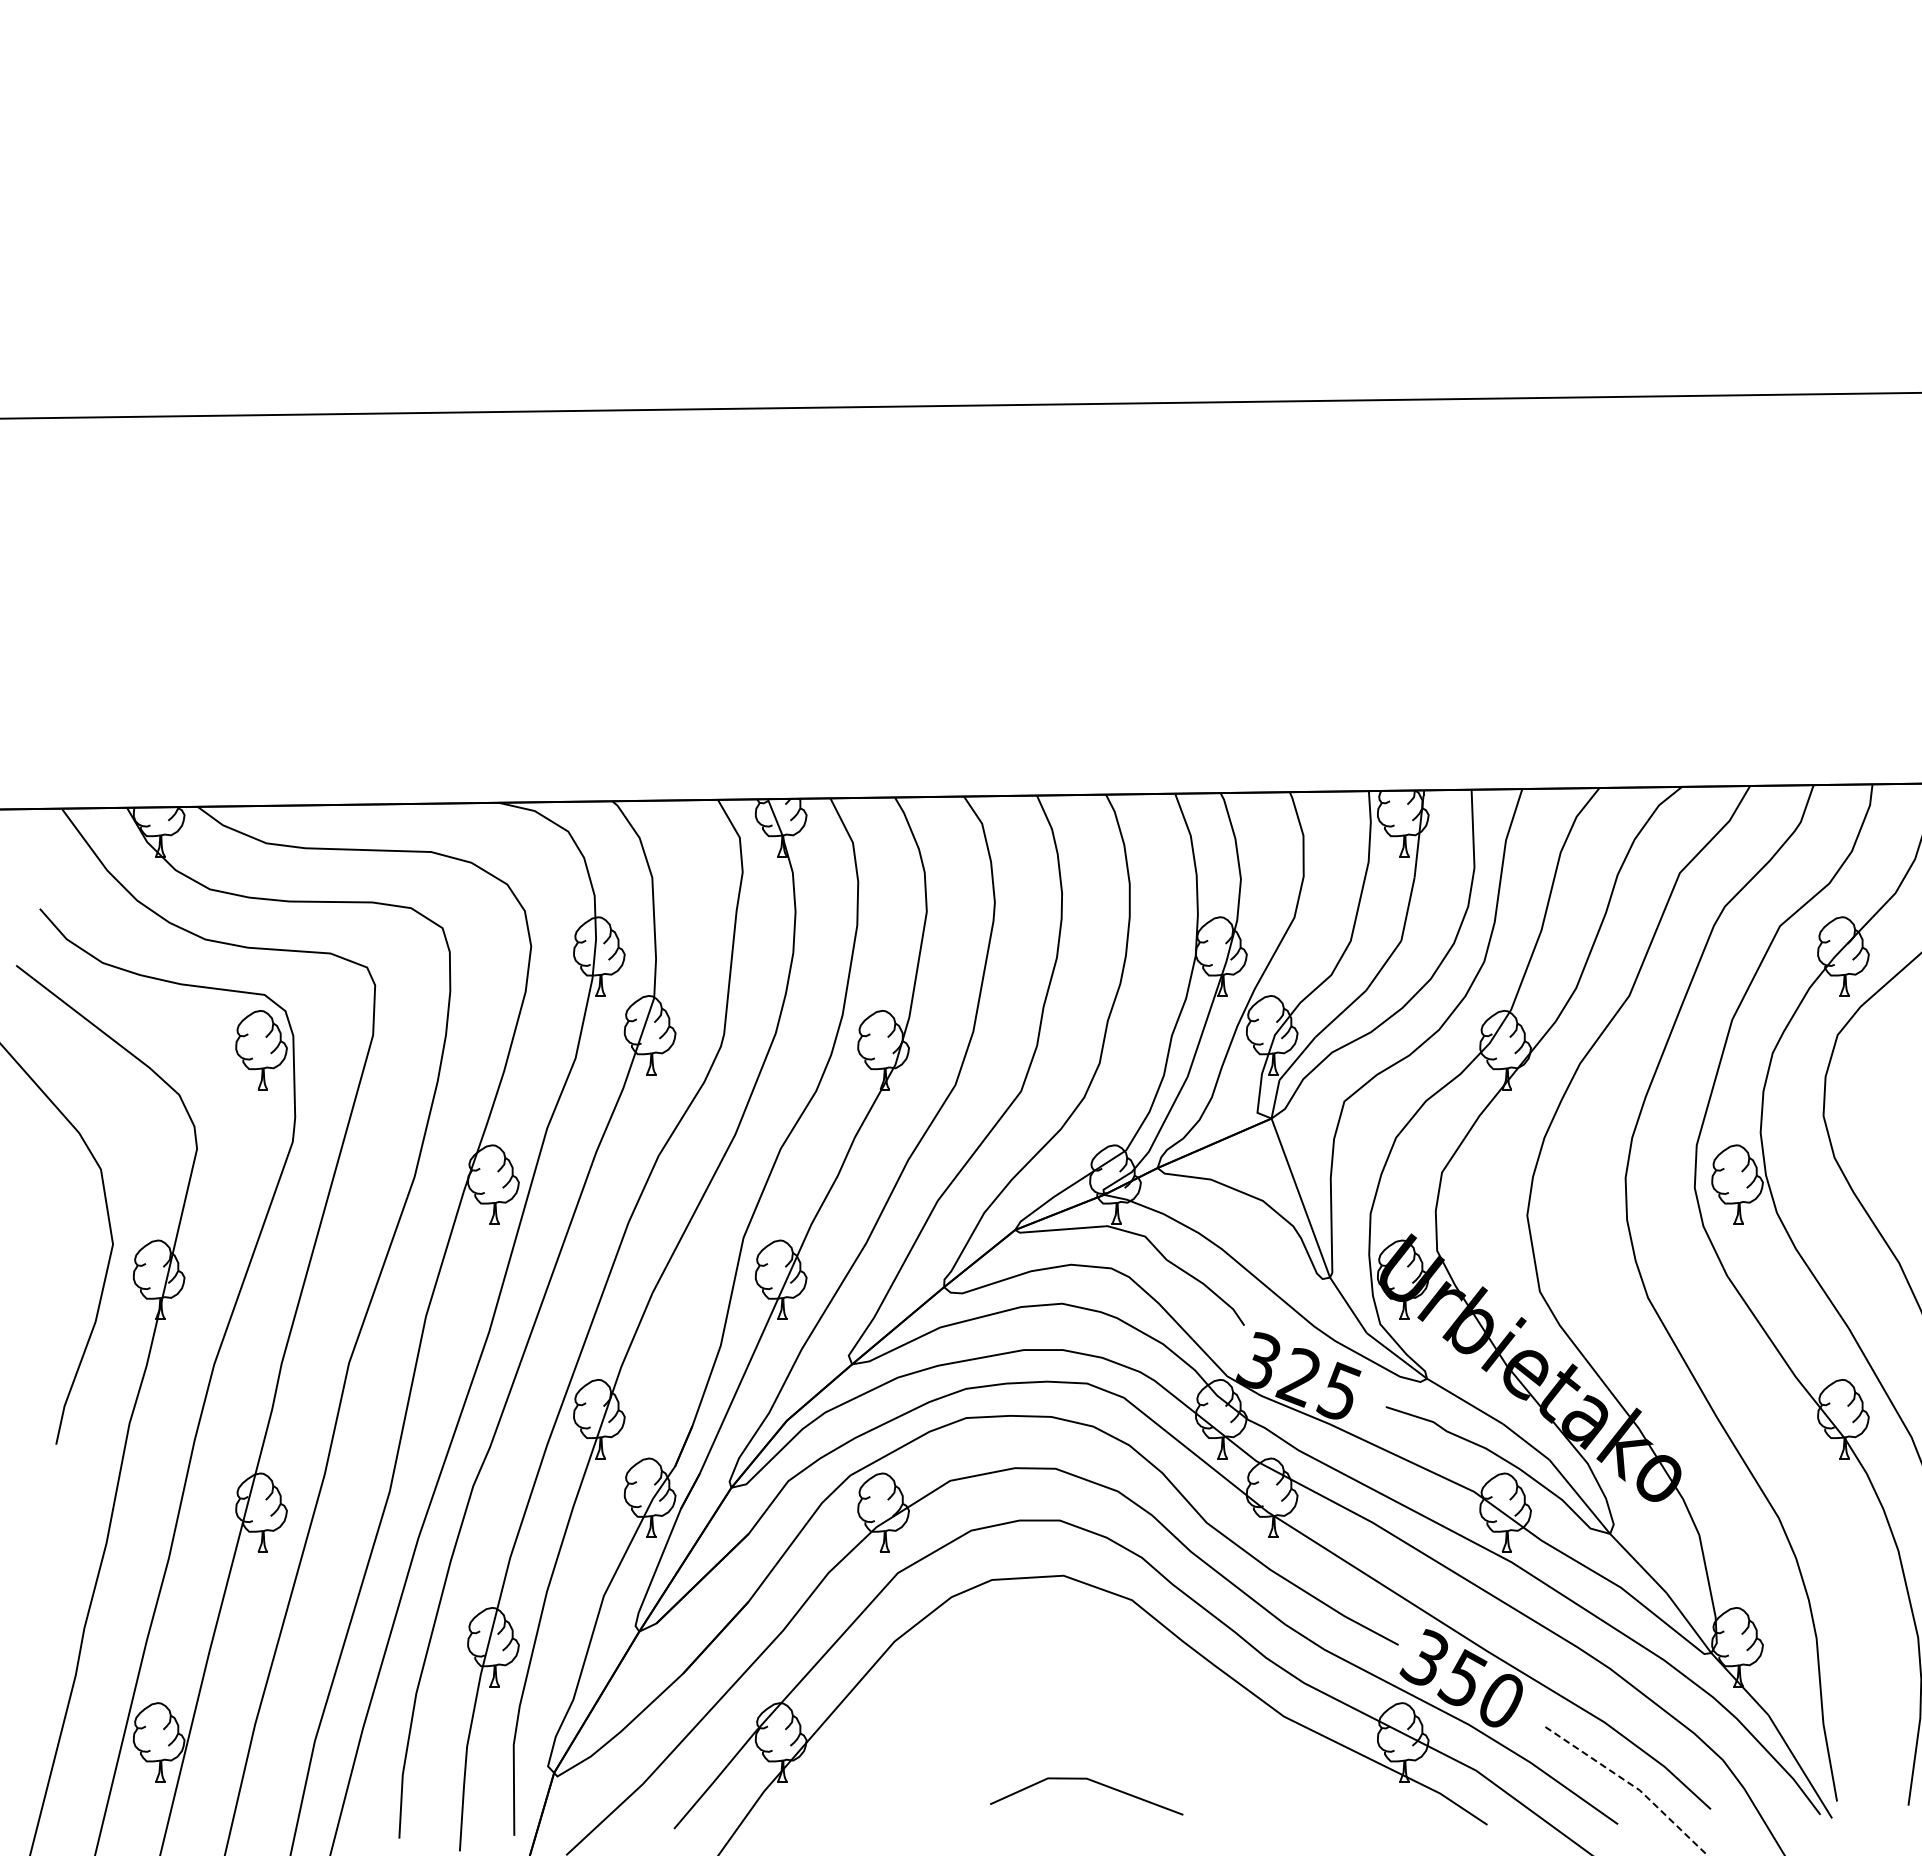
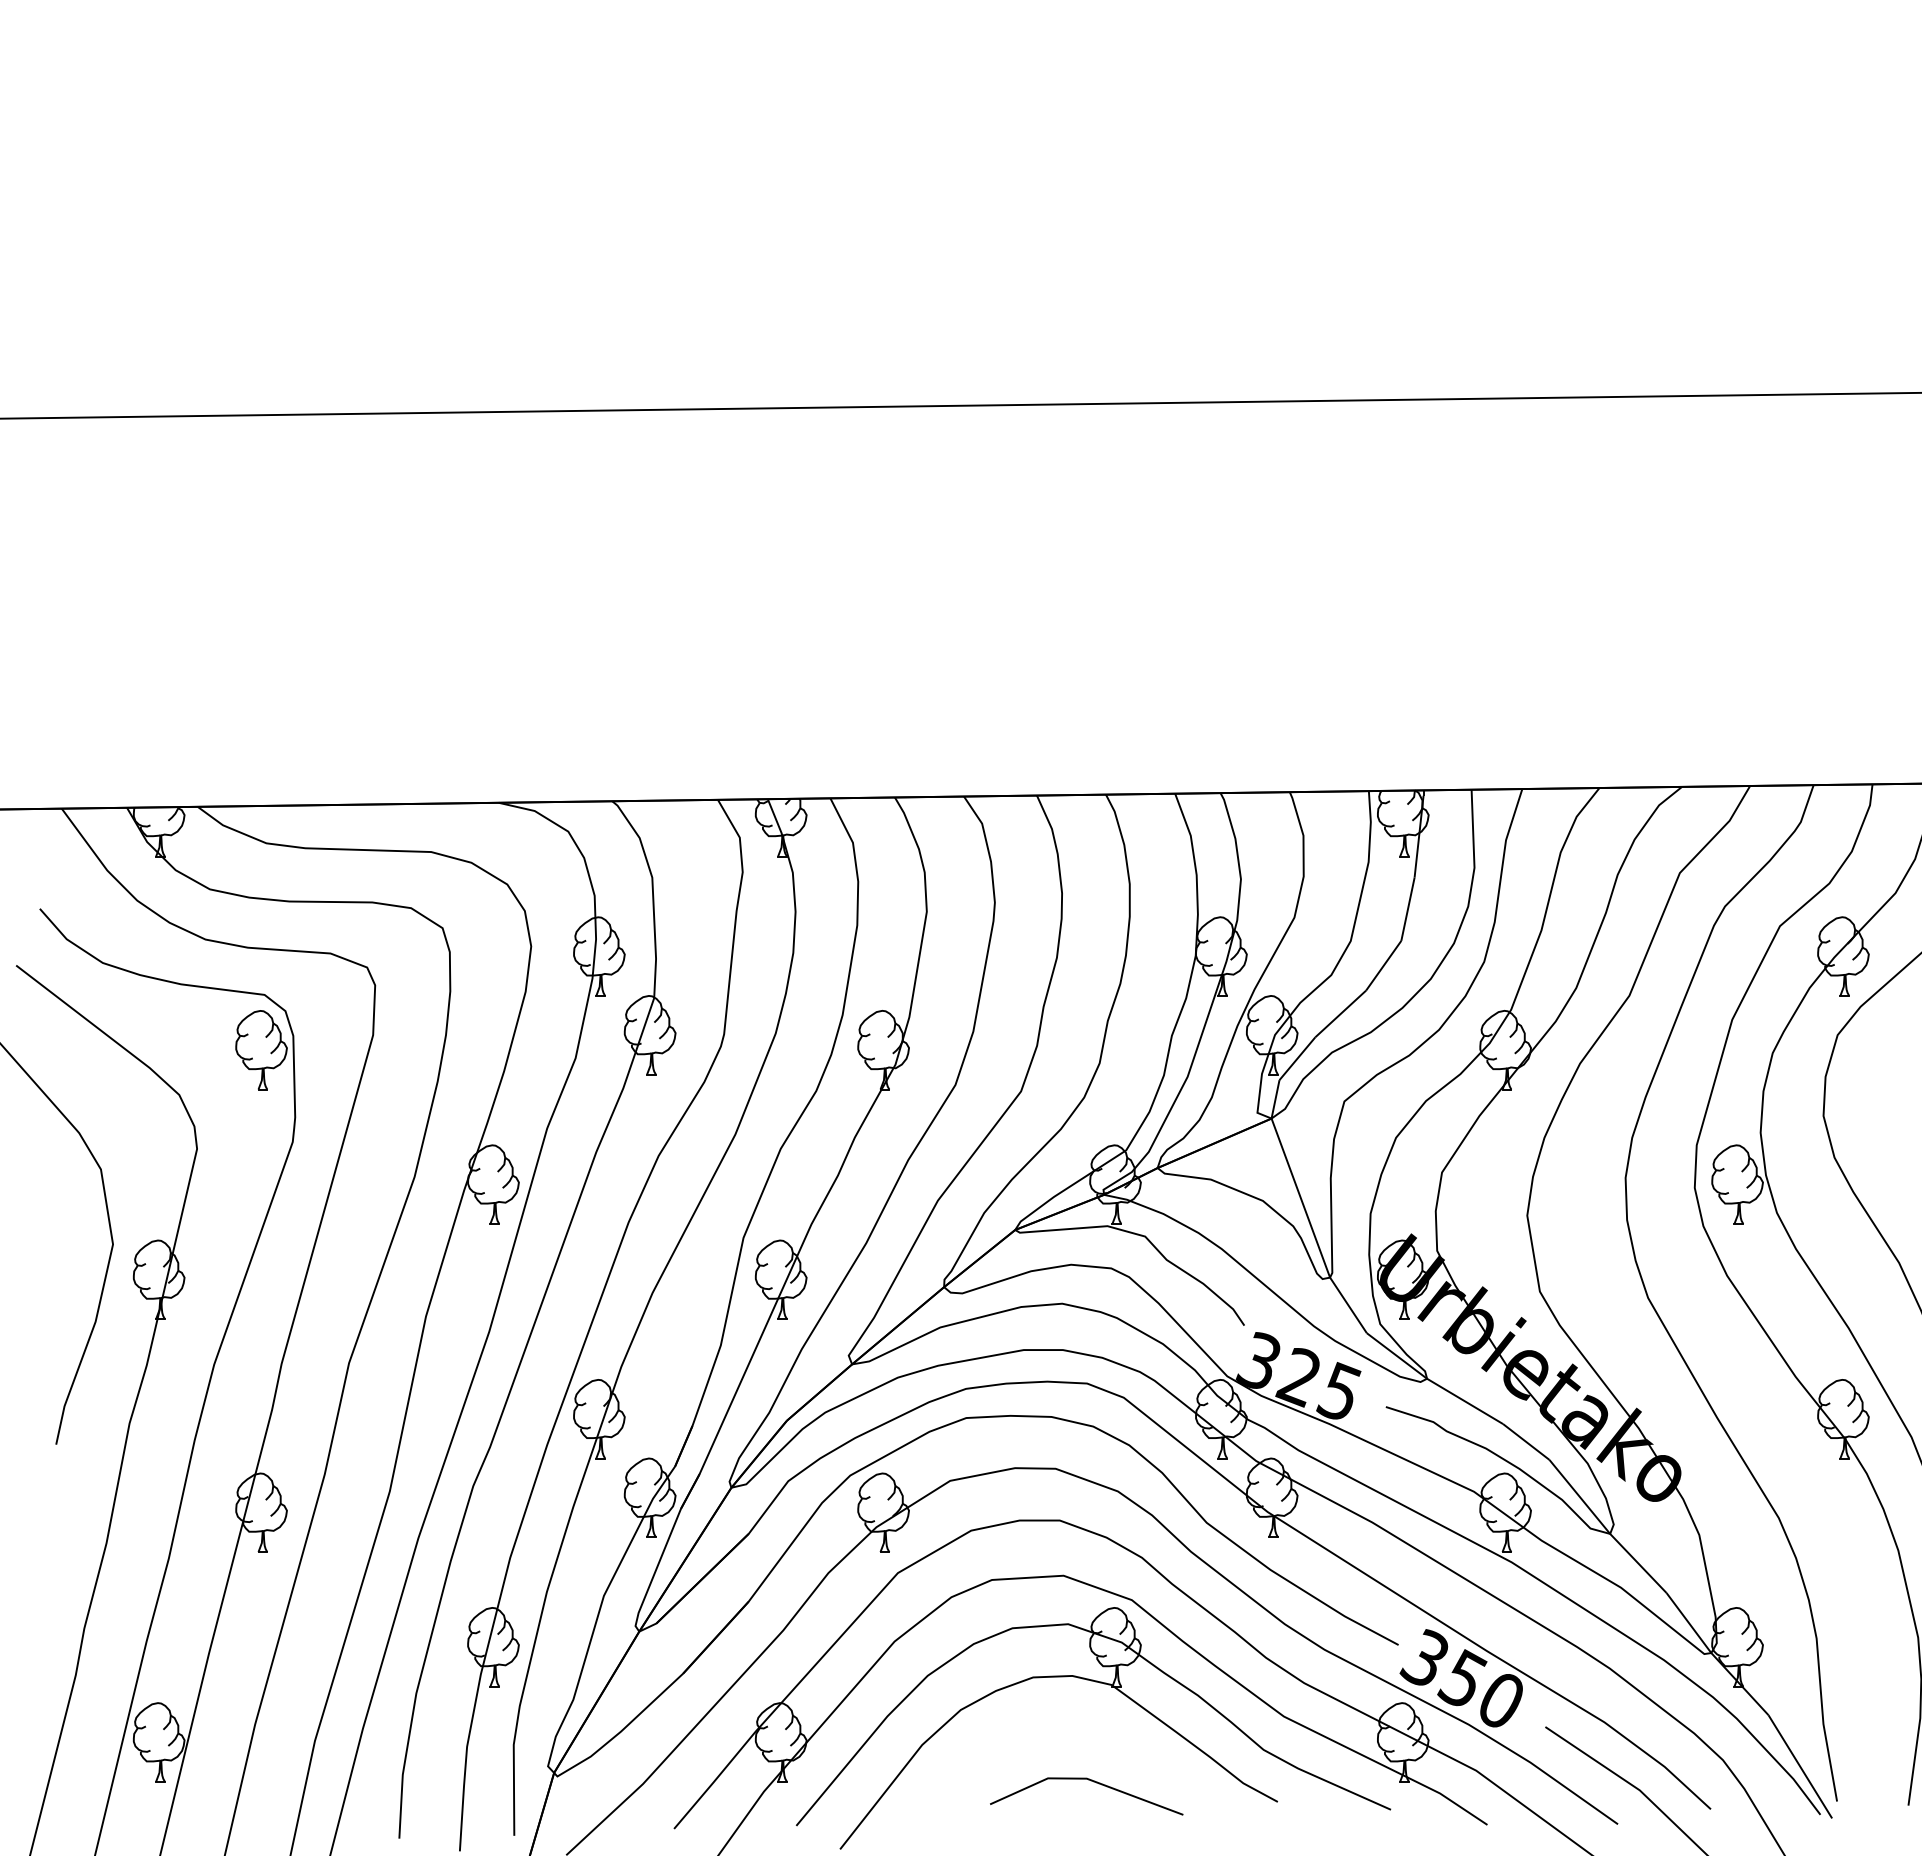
part: none -> present (1118, 1691)
line: dashed -> solid (1632, 1785)
